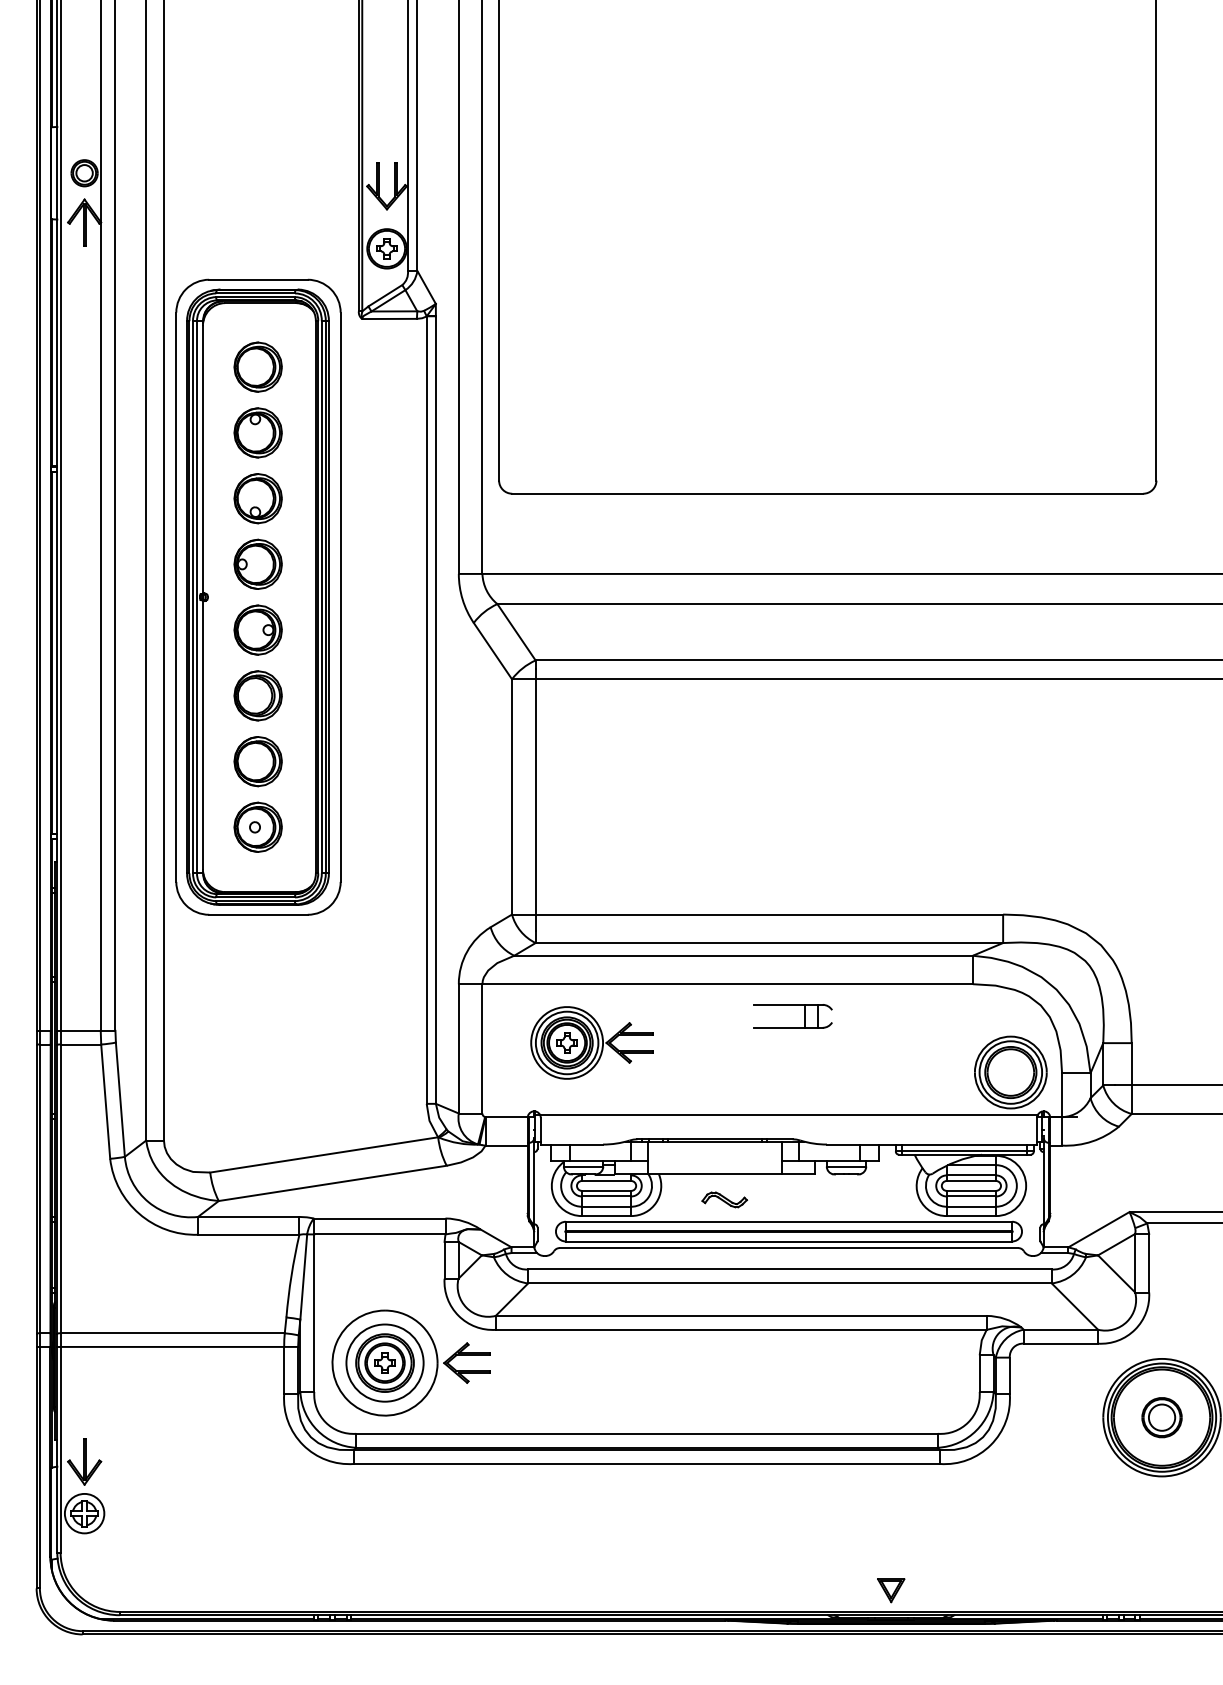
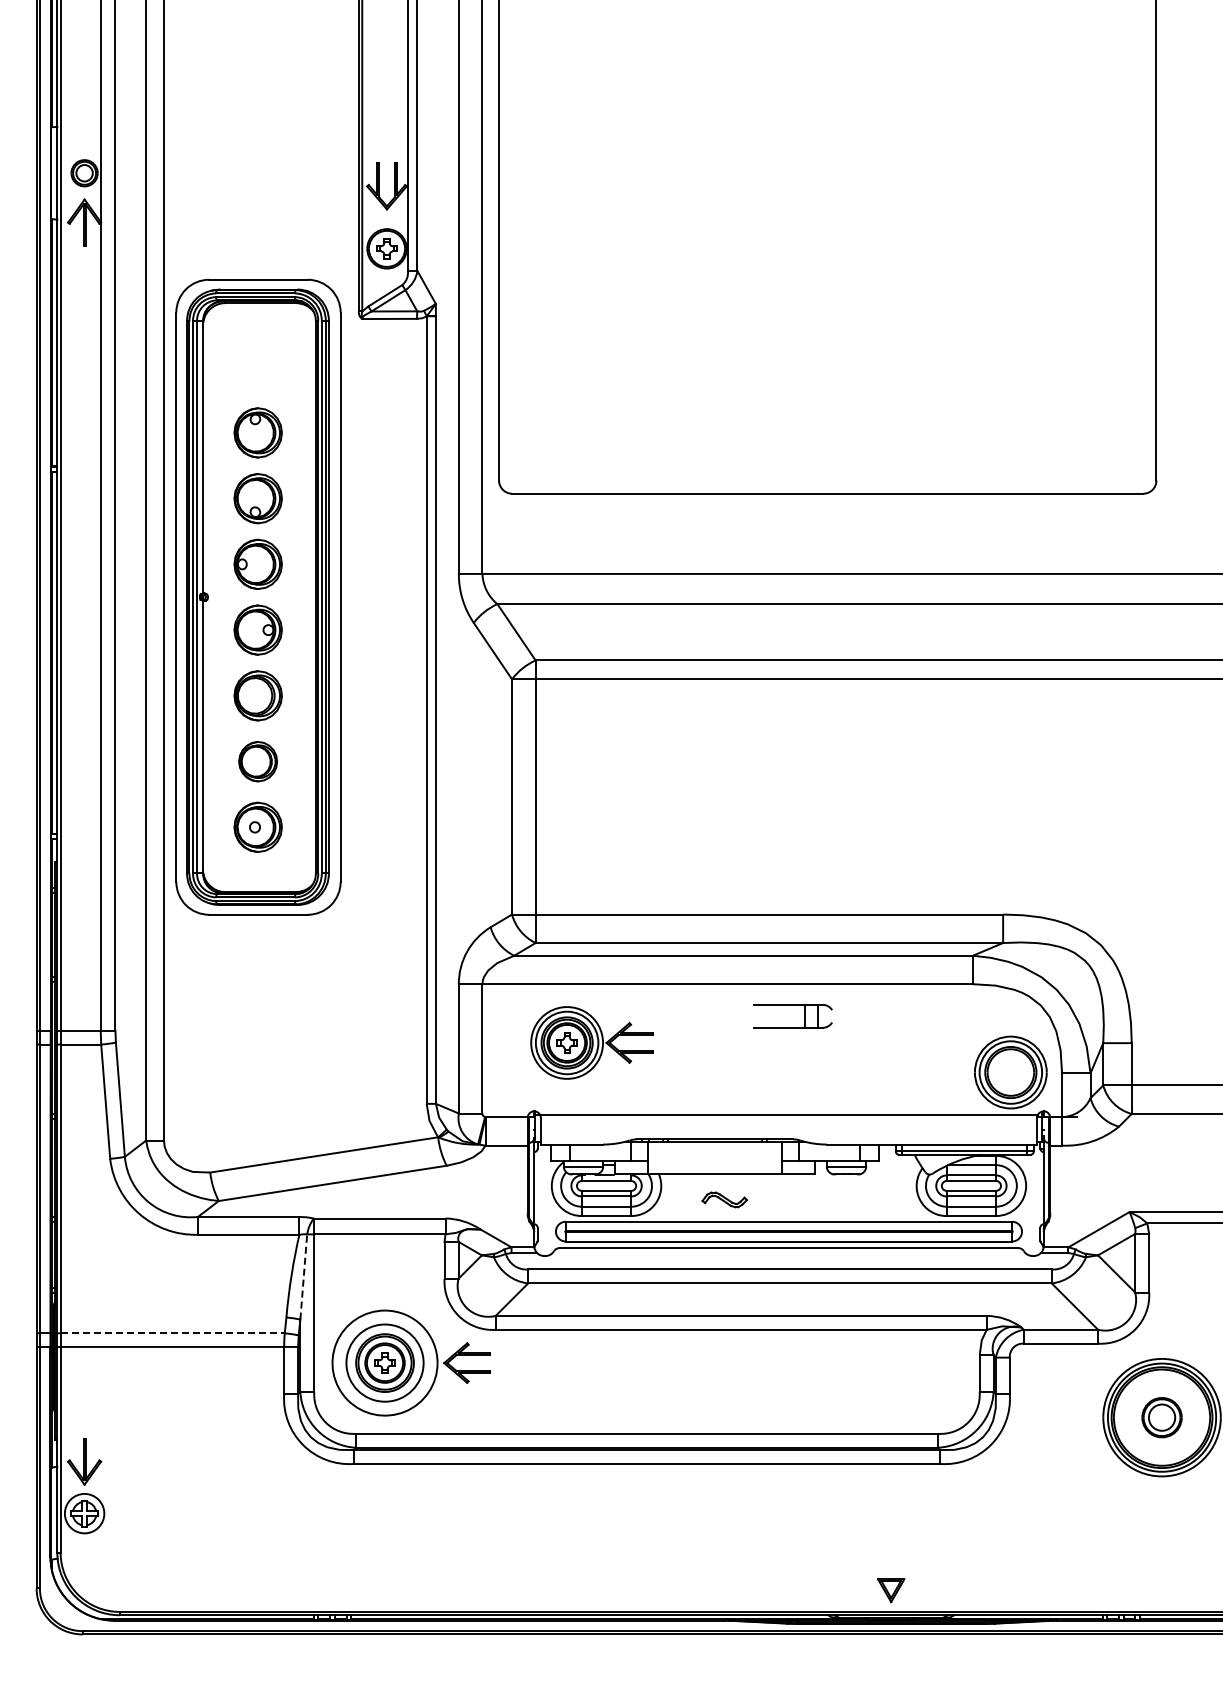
part: present -> none (257, 366)
part size: 50x52 px -> 40x42 px (257, 761)
line: solid -> dashed (303, 1276)
line: solid -> dashed (173, 1333)
